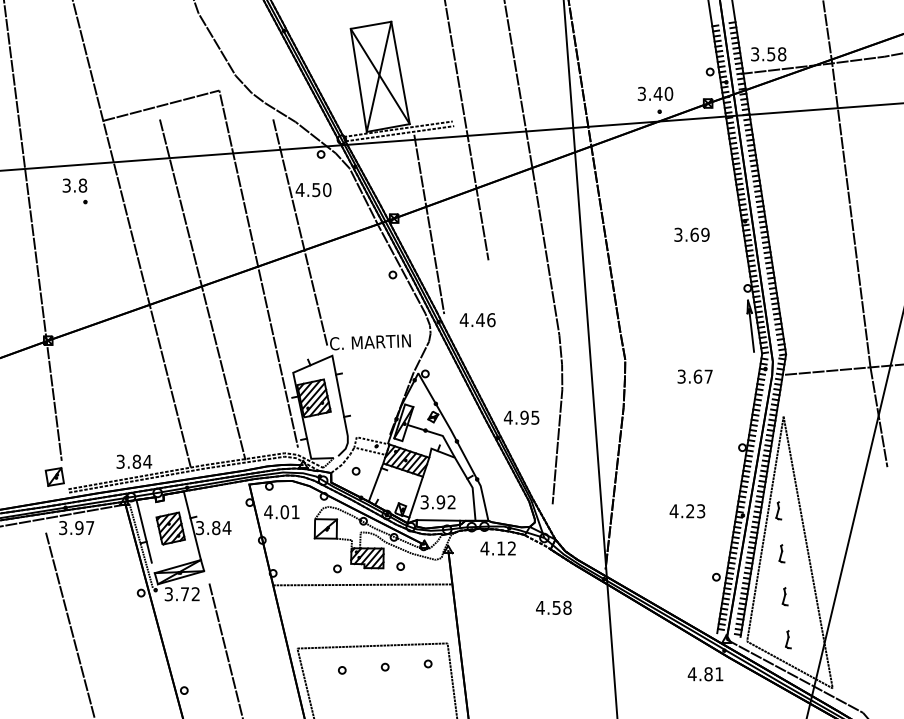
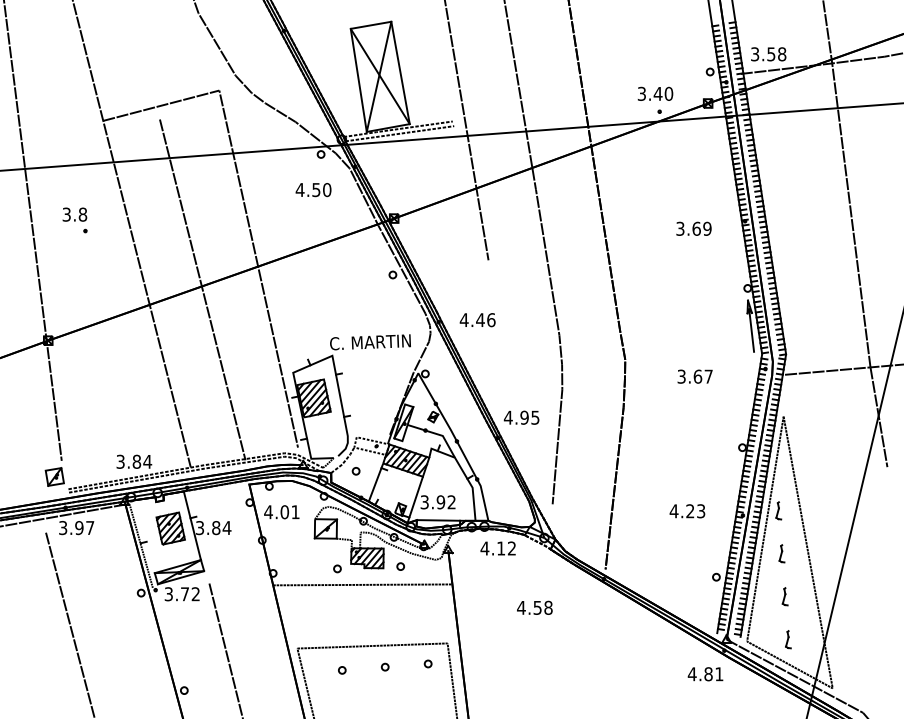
part position: (74, 191) -> (74, 220) (74, 220)
line: present -> none (429, 224)
line: present -> none (300, 232)
text position: (691, 234) -> (693, 228) (693, 228)
line: present -> none (590, 358)
line: present -> none (143, 530)
text position: (553, 607) -> (534, 607) (534, 607)
